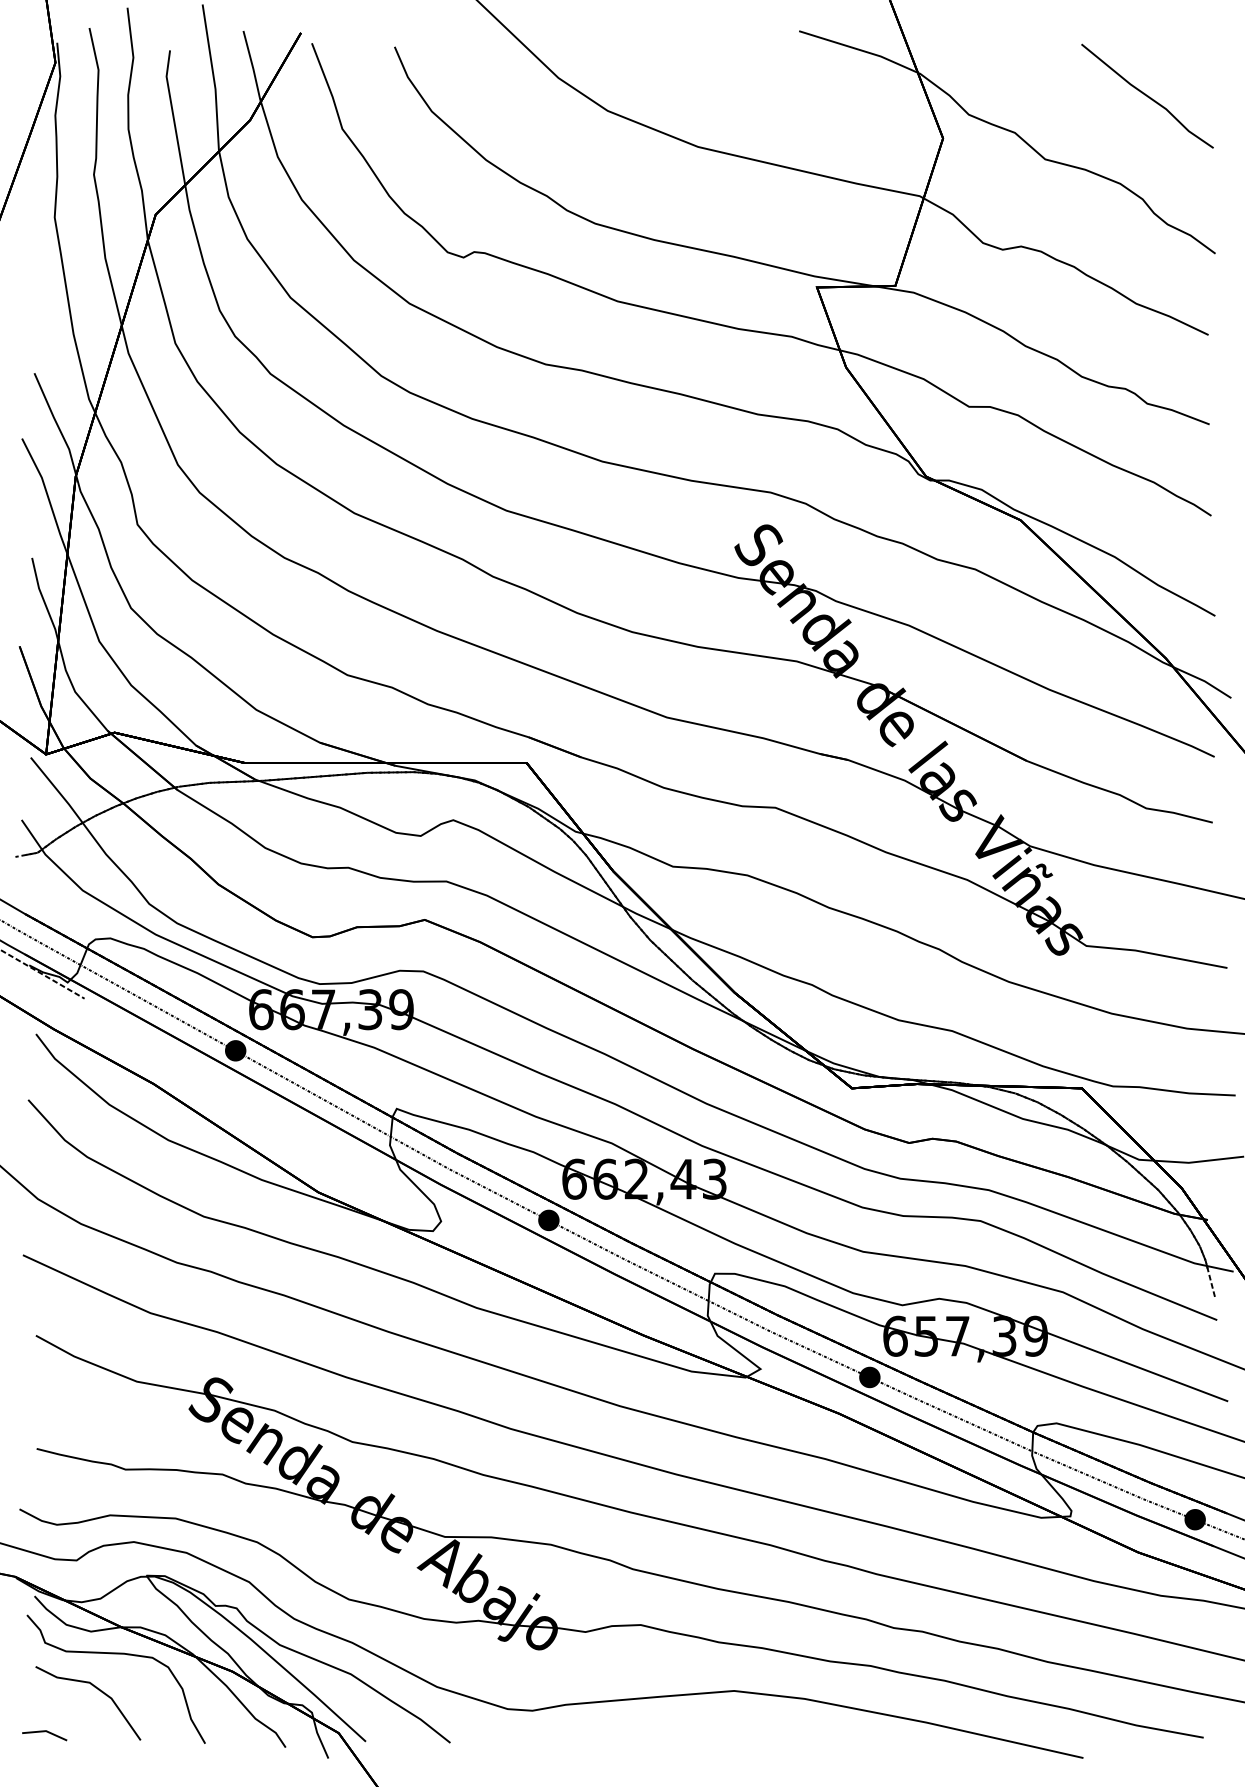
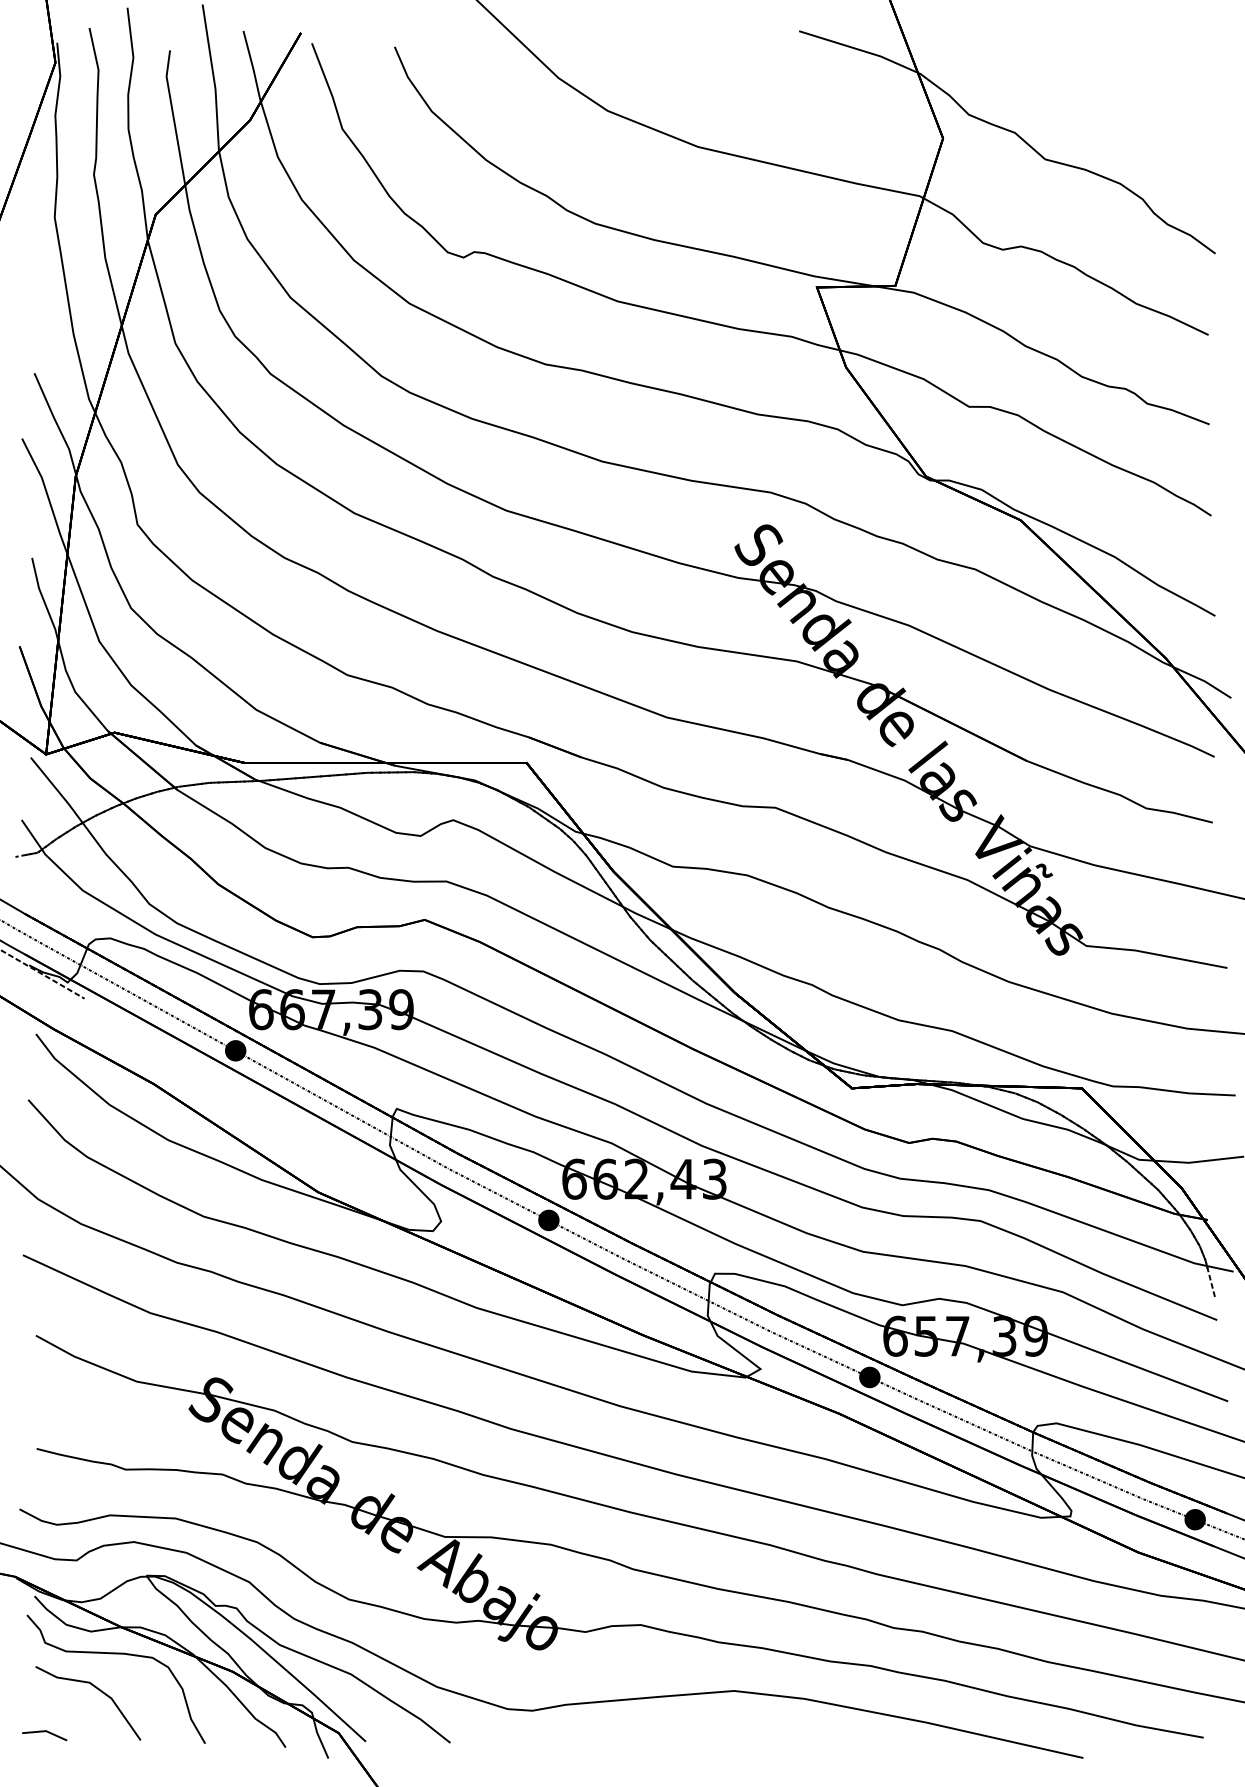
part: present -> none (1147, 95)
